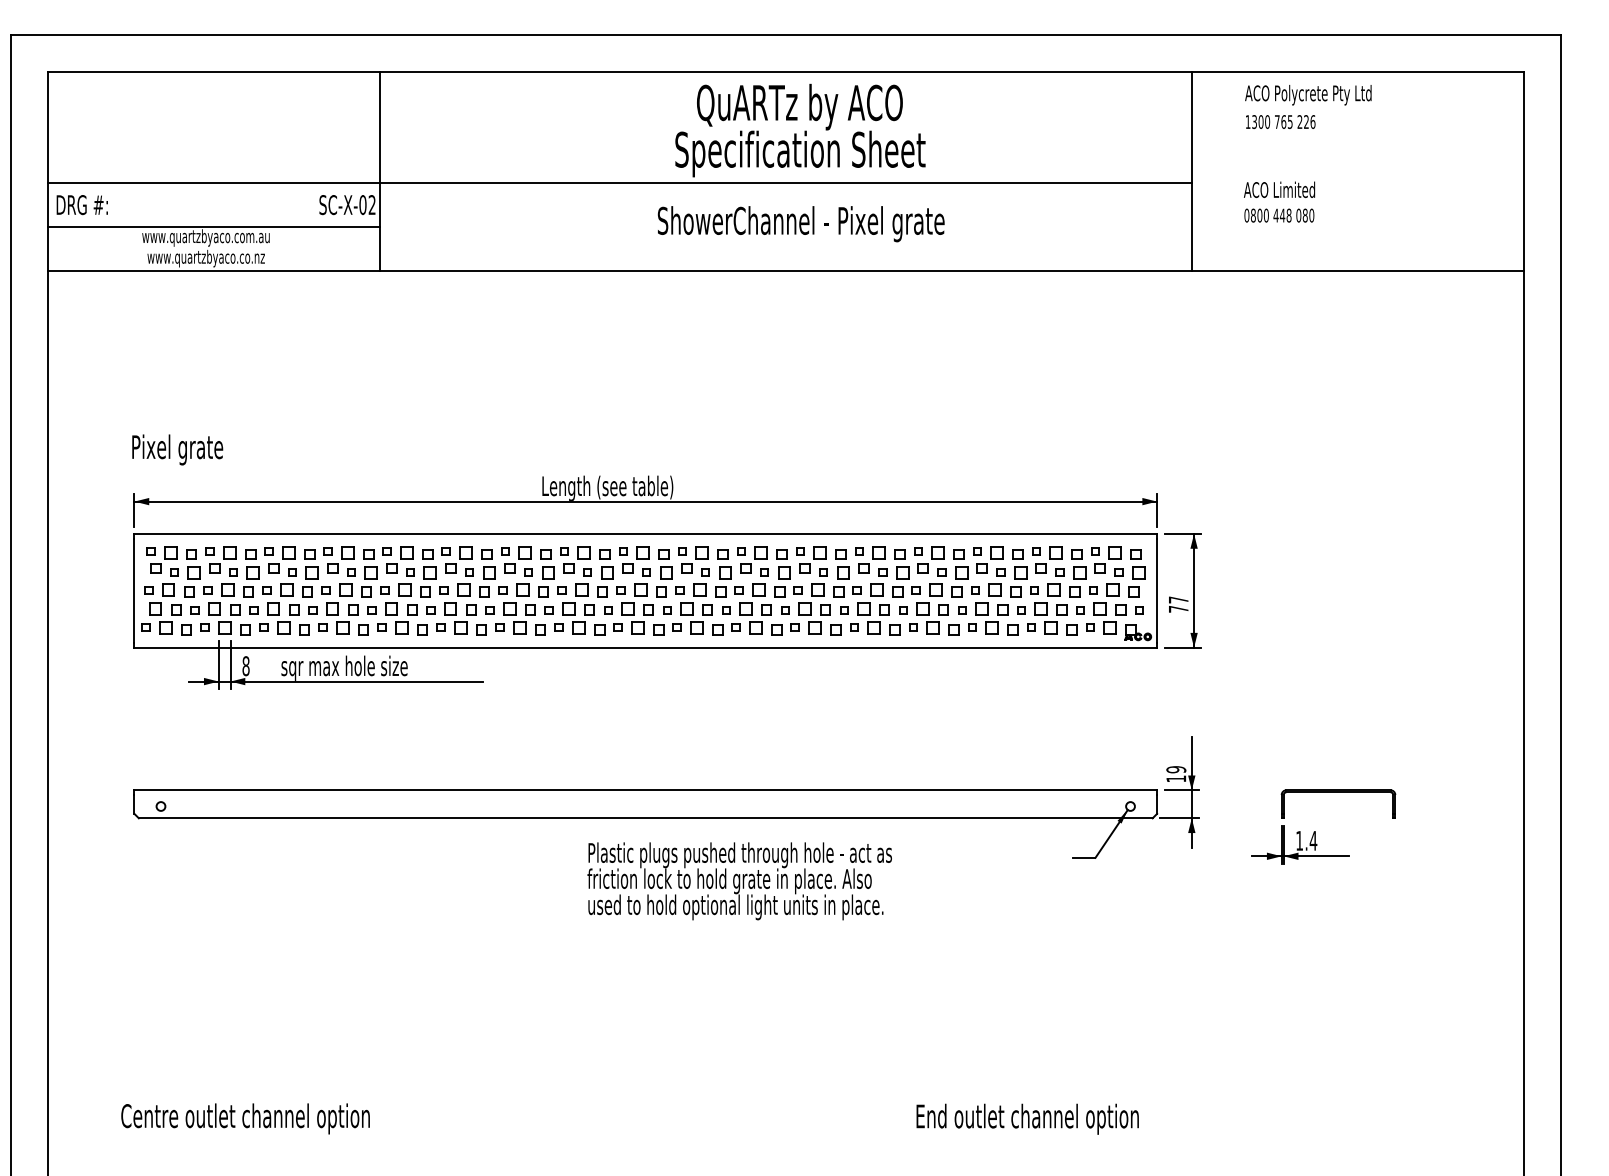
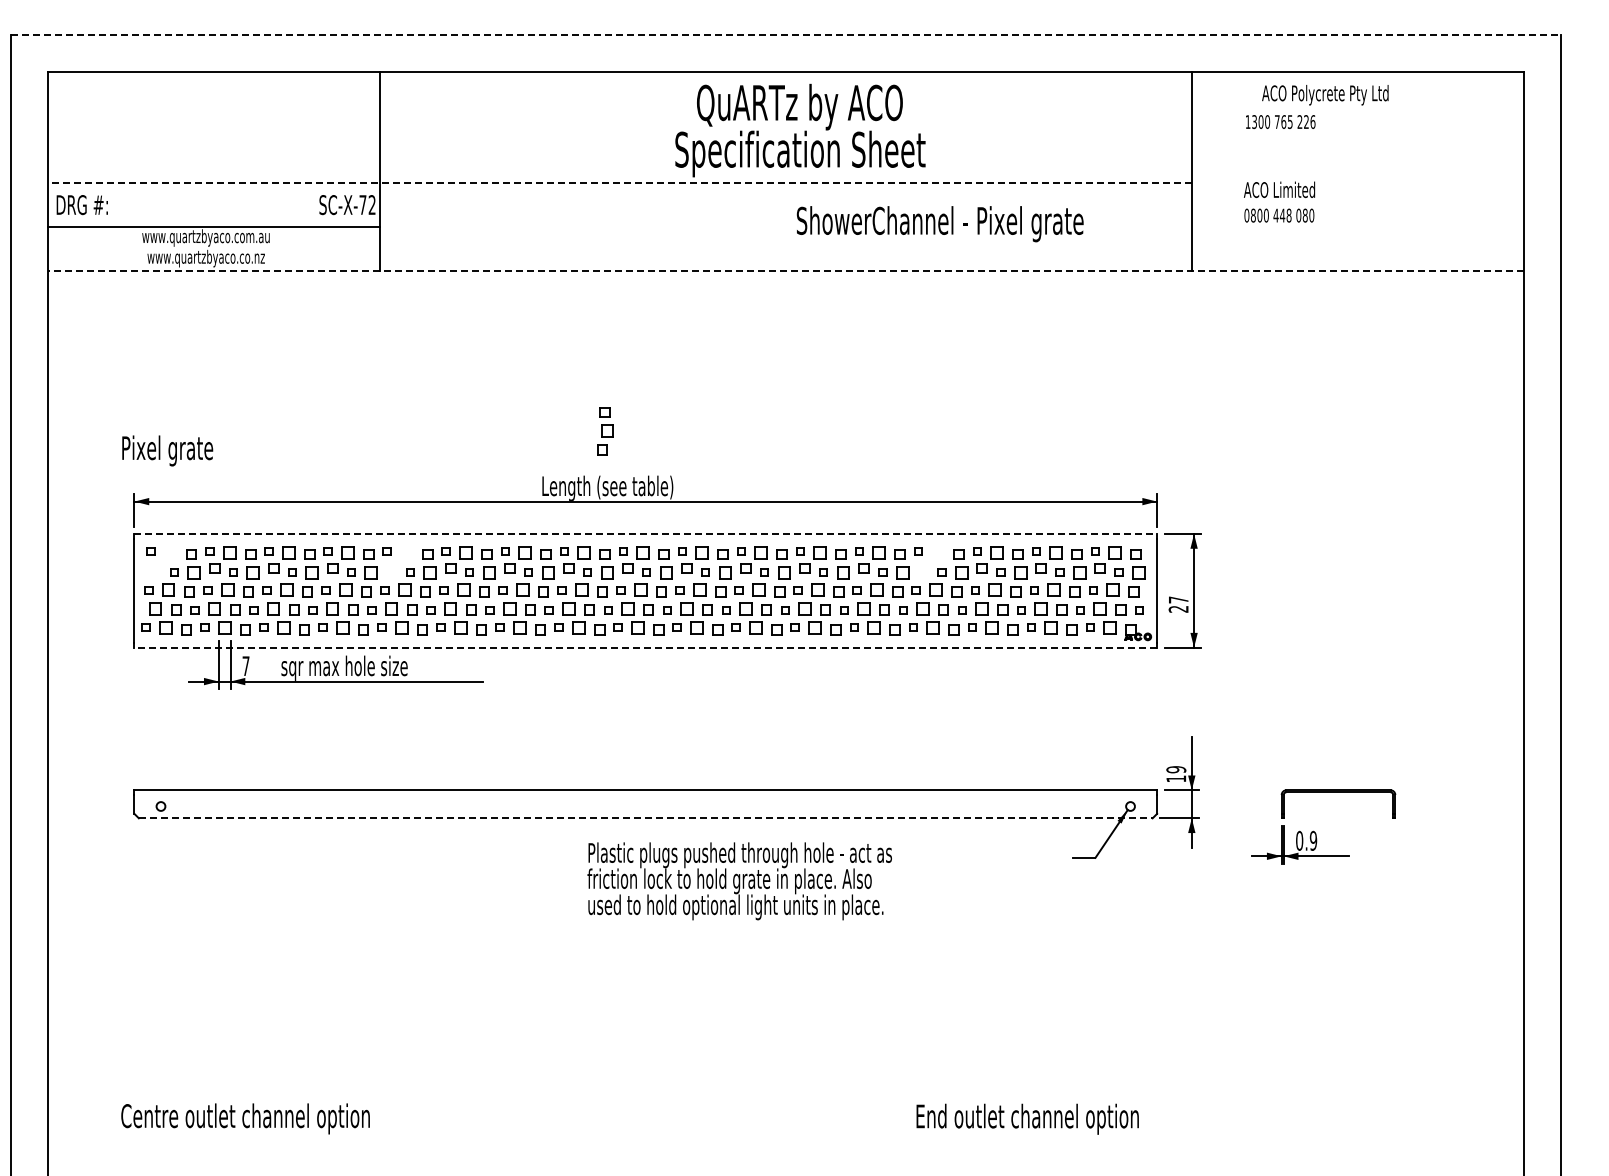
line: solid -> dashed (786, 35)
text position: (1308, 95) -> (1325, 95) (1325, 95)
line: solid -> dashed (620, 182)
text: SC-X-02 -> SC-X-72 (362, 204)
text position: (800, 224) -> (939, 224) (939, 224)
line: solid -> dashed (786, 271)
part: none -> present (605, 431)
text position: (177, 449) -> (167, 450) (167, 450)
line: solid -> dashed (646, 534)
part: present -> none (163, 559)
part: present -> none (399, 559)
part: present -> none (930, 559)
text: 77 -> 27 (1178, 608)
line: solid -> dashed (645, 647)
text: 8 -> 7 (245, 666)
line: solid -> dashed (645, 818)
text: 1.4 -> 0.9 (1306, 840)
